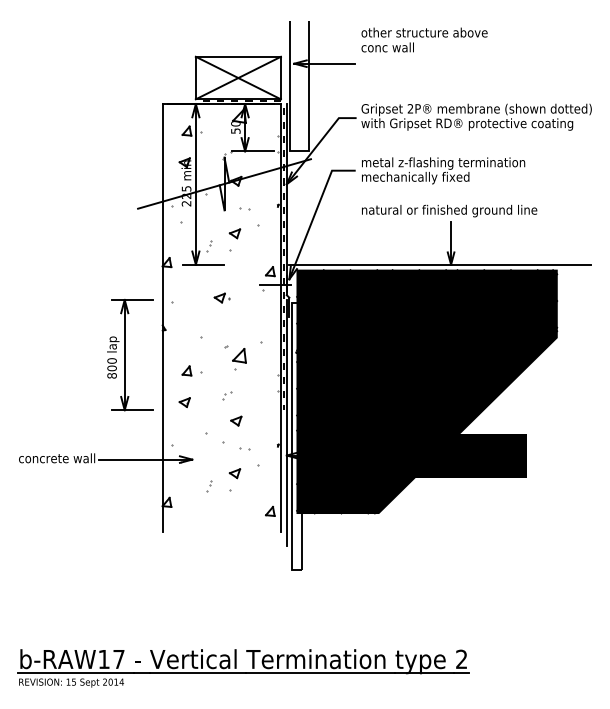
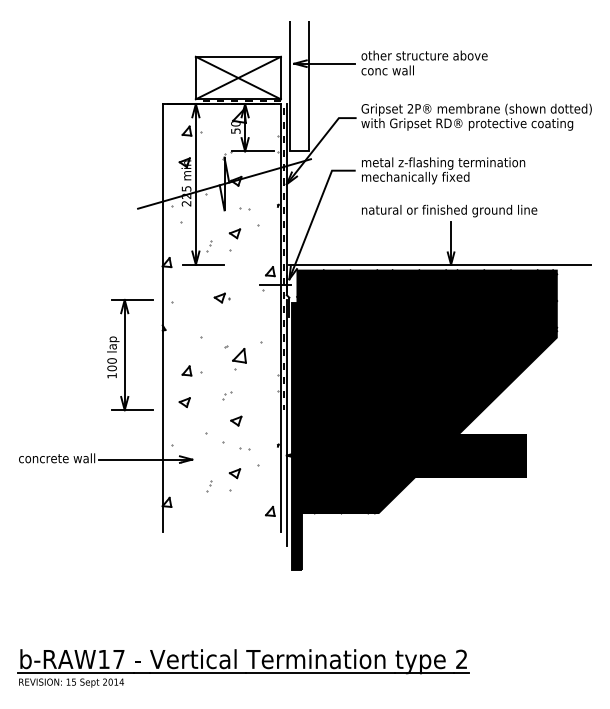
text position: (424, 39) -> (424, 62) (424, 62)
text: 800 -> 100 (111, 375)
fill: none -> present (296, 436)
